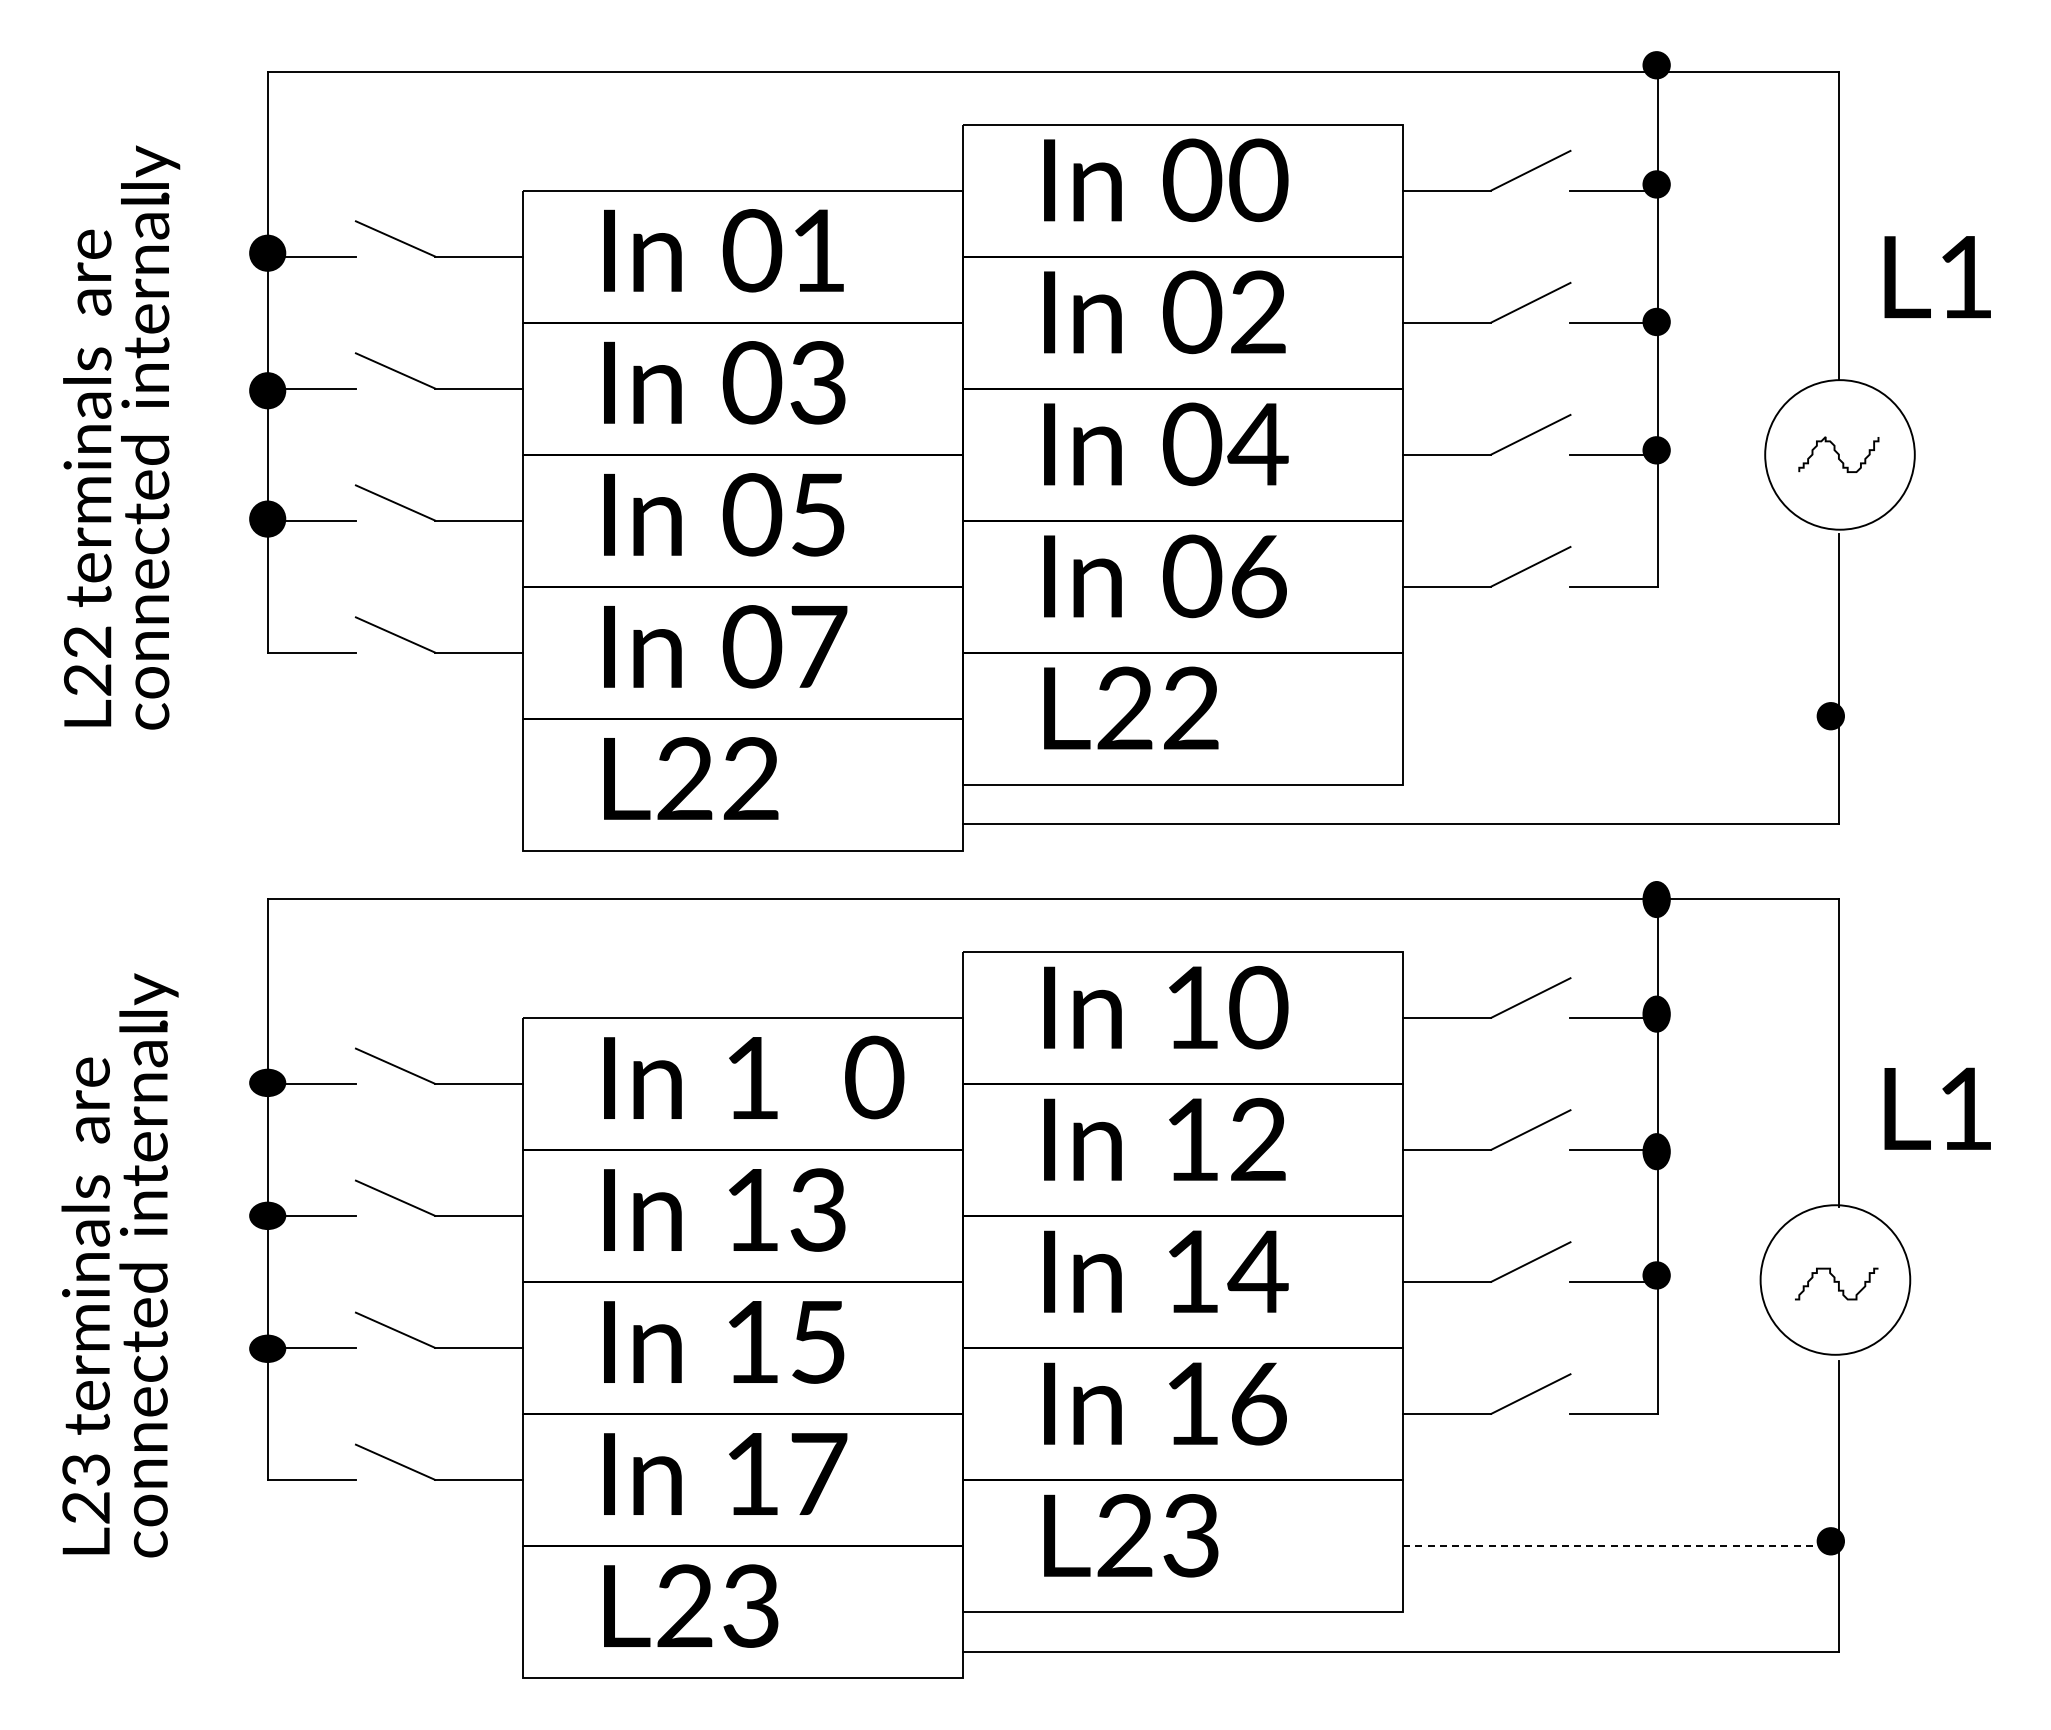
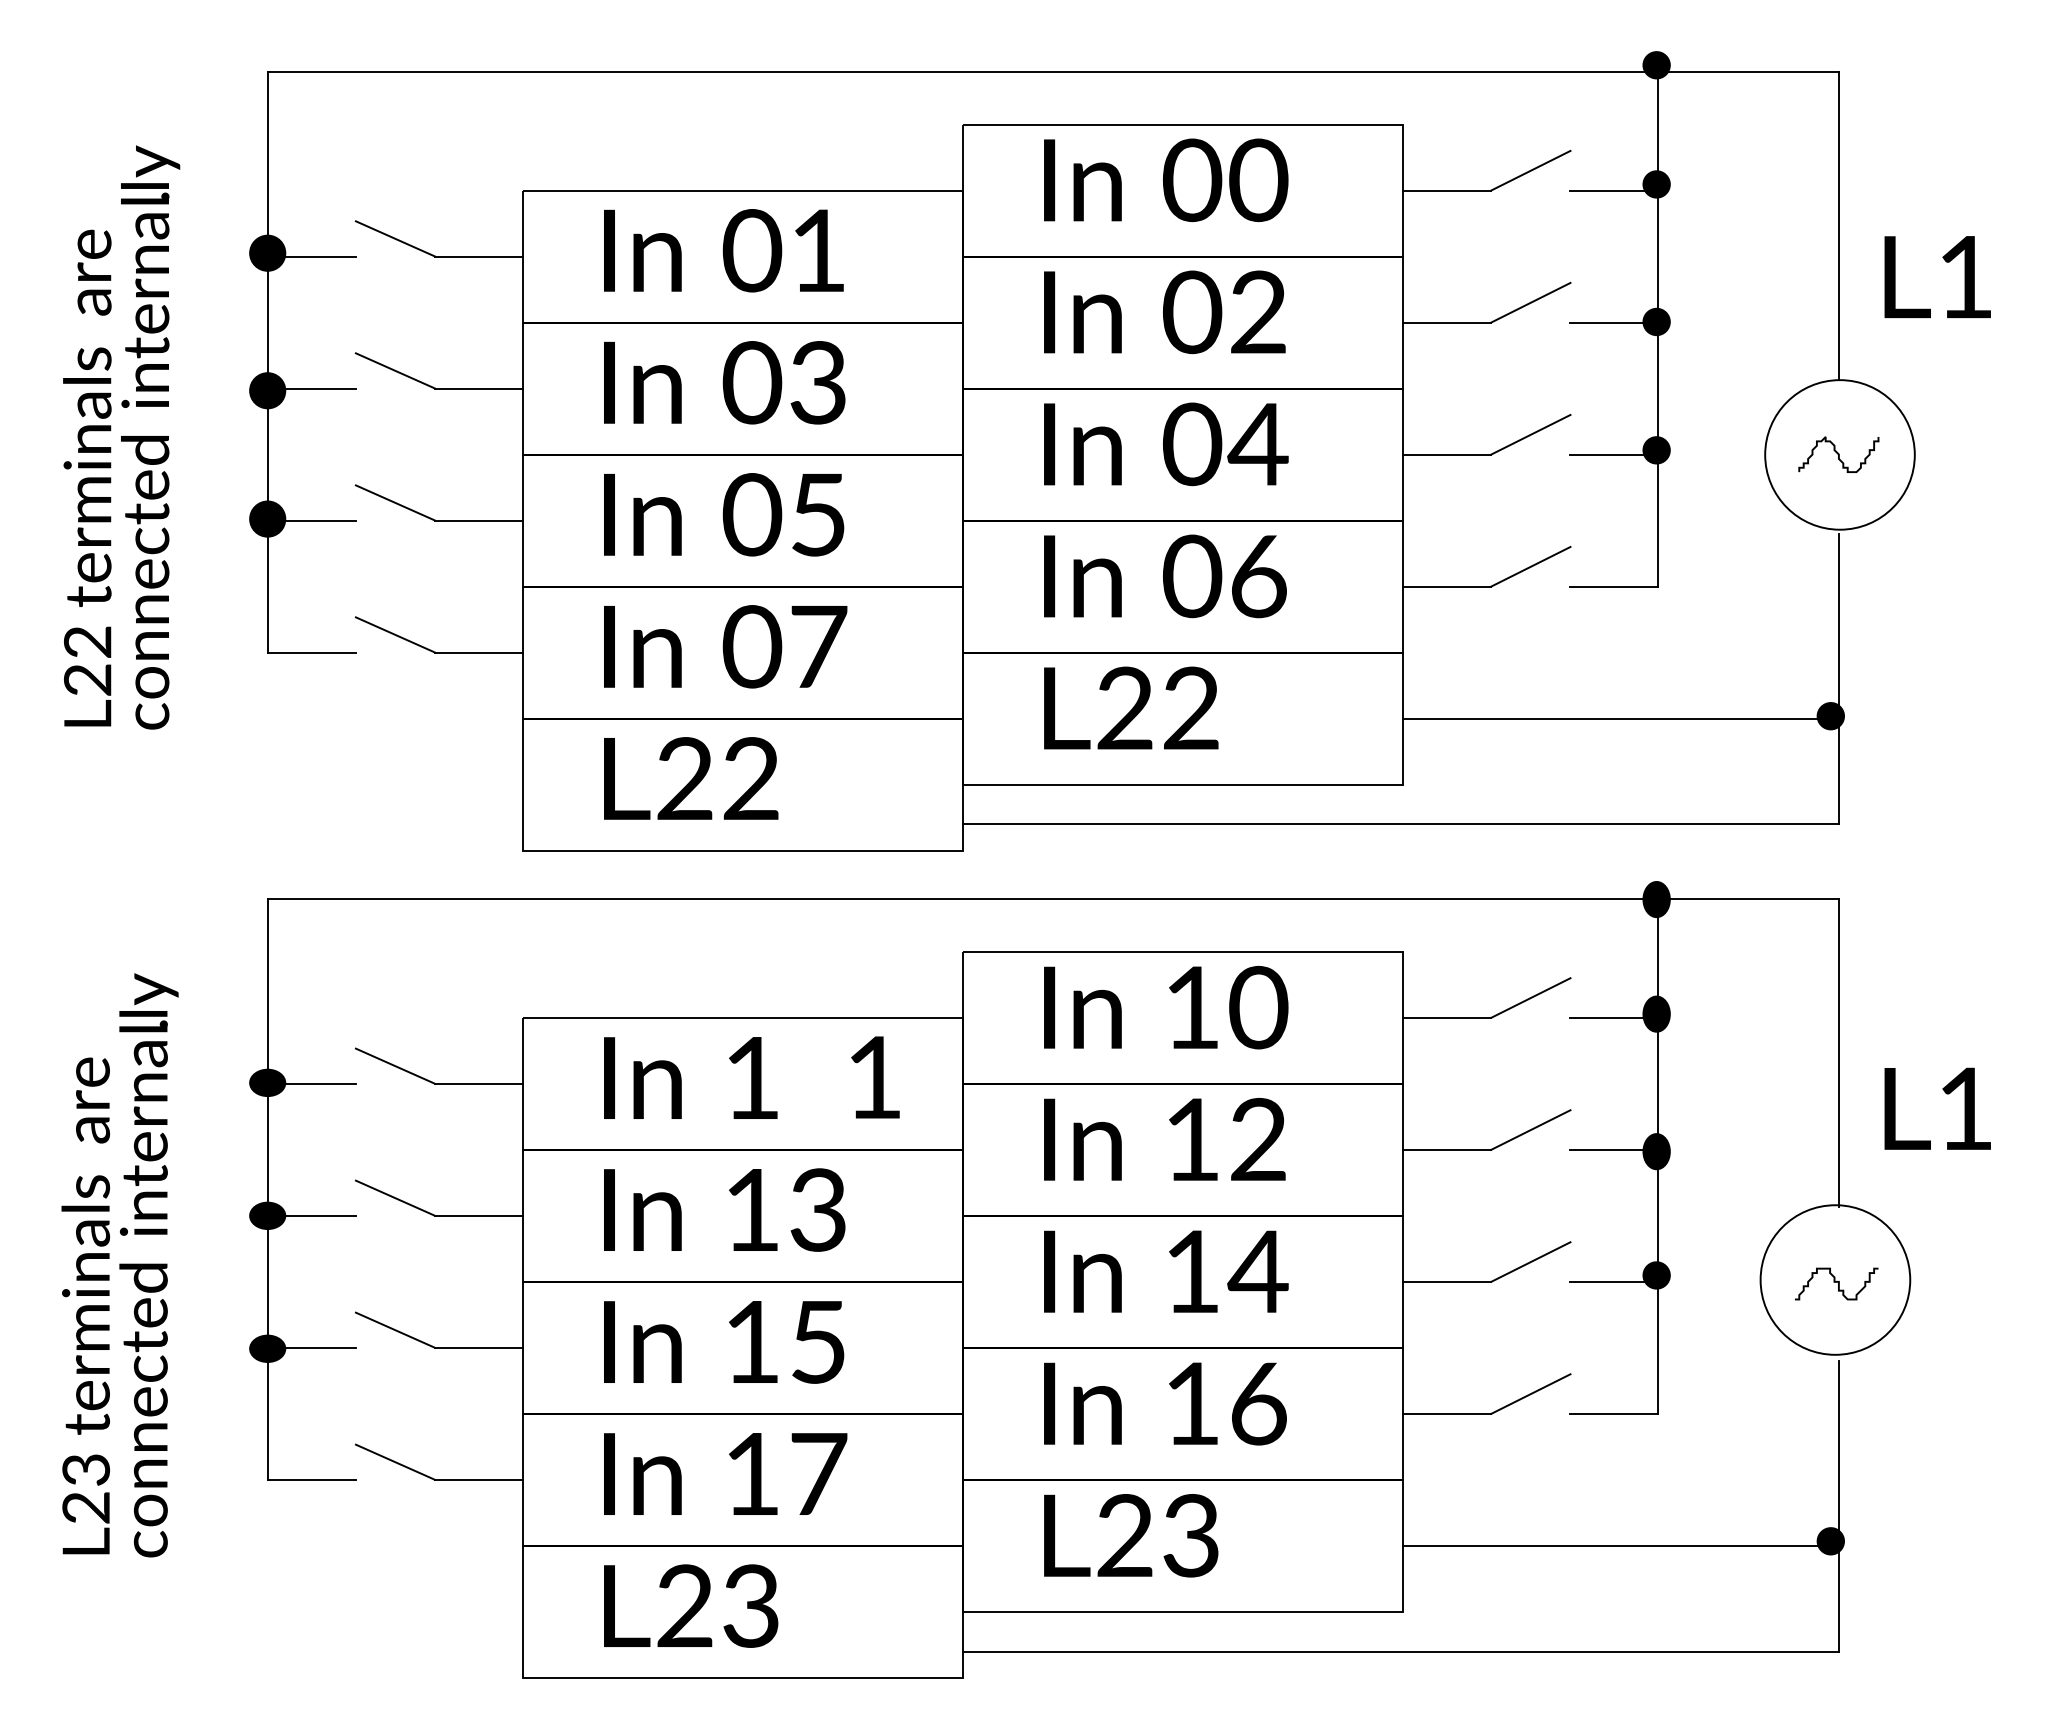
line: none -> present (1620, 718)
text: 0 -> 1 (874, 1077)
line: dashed -> solid (1621, 1545)
